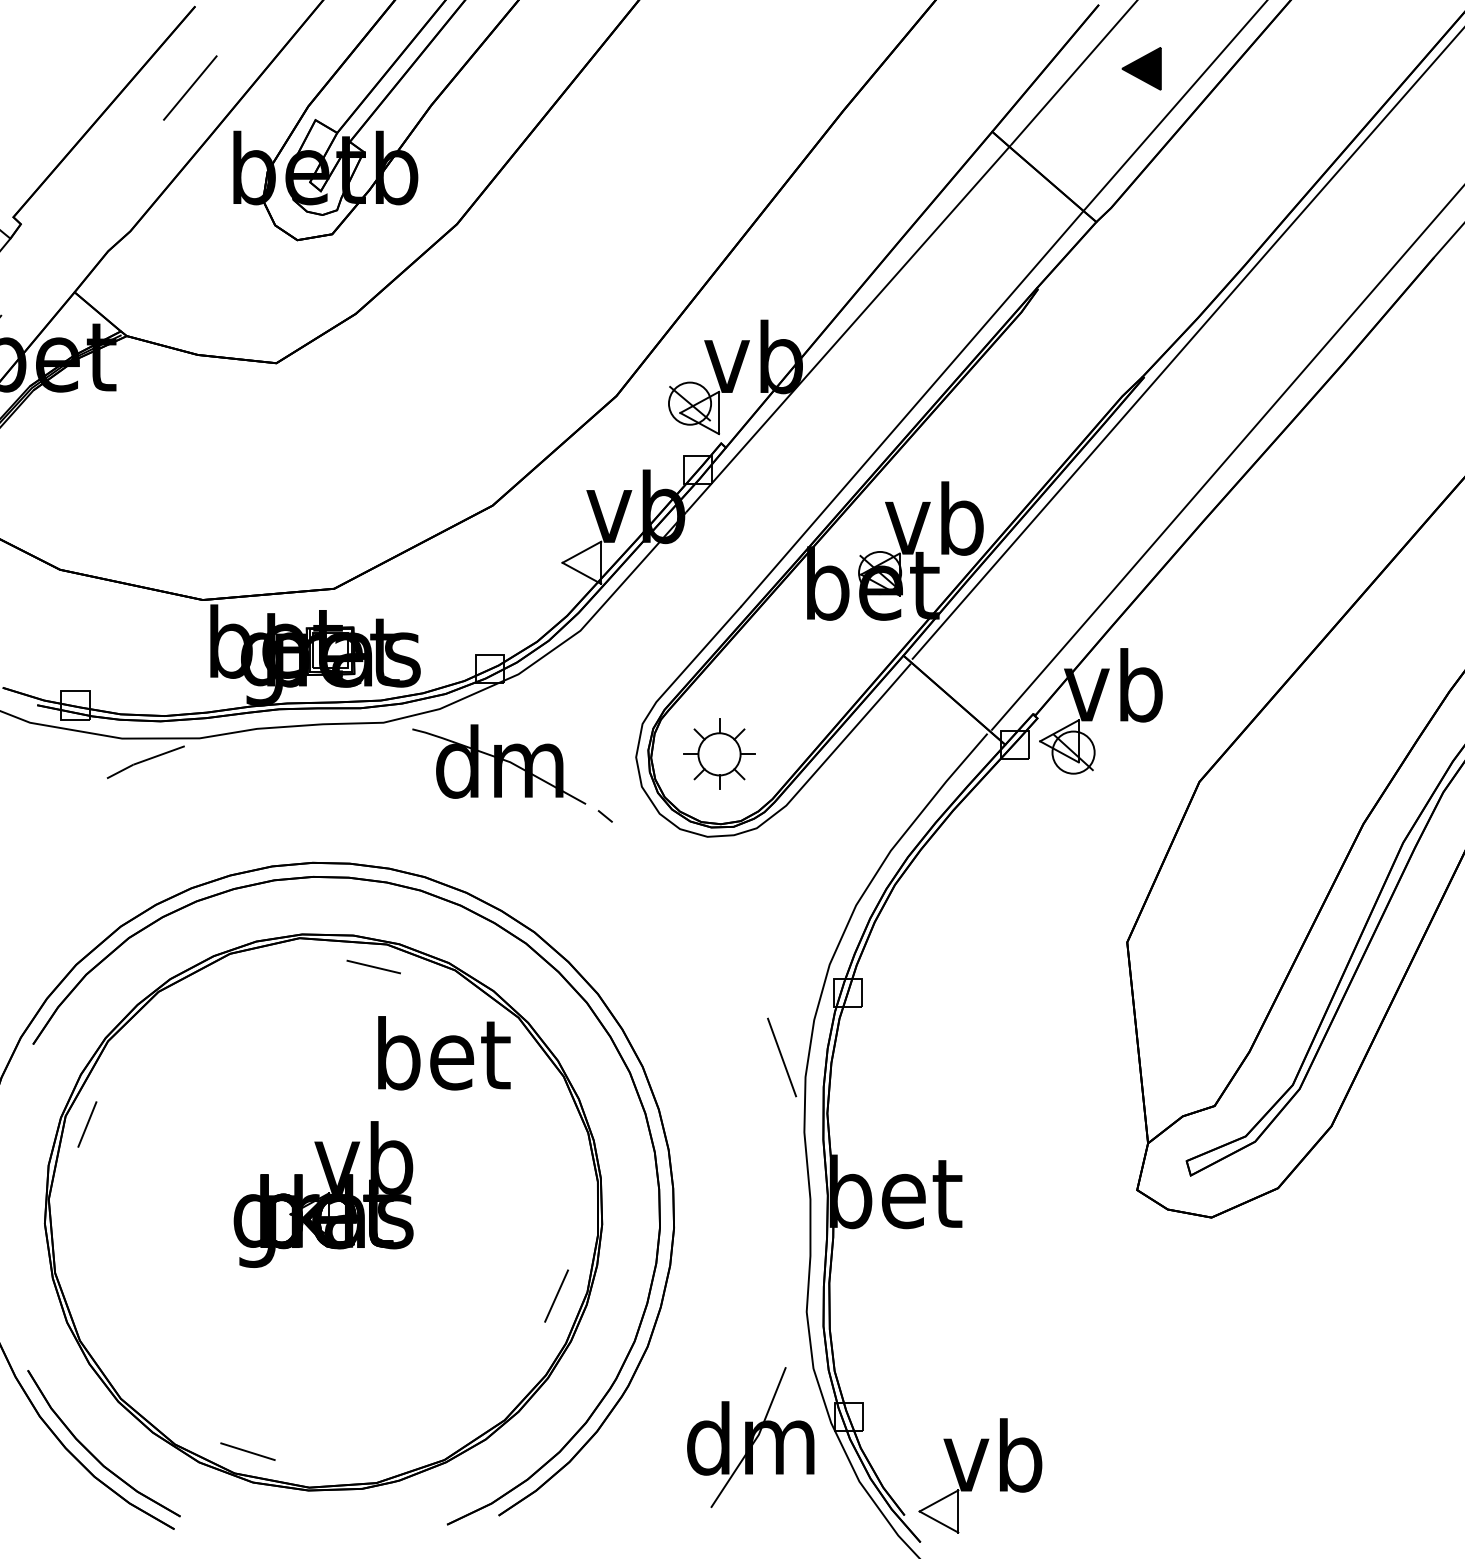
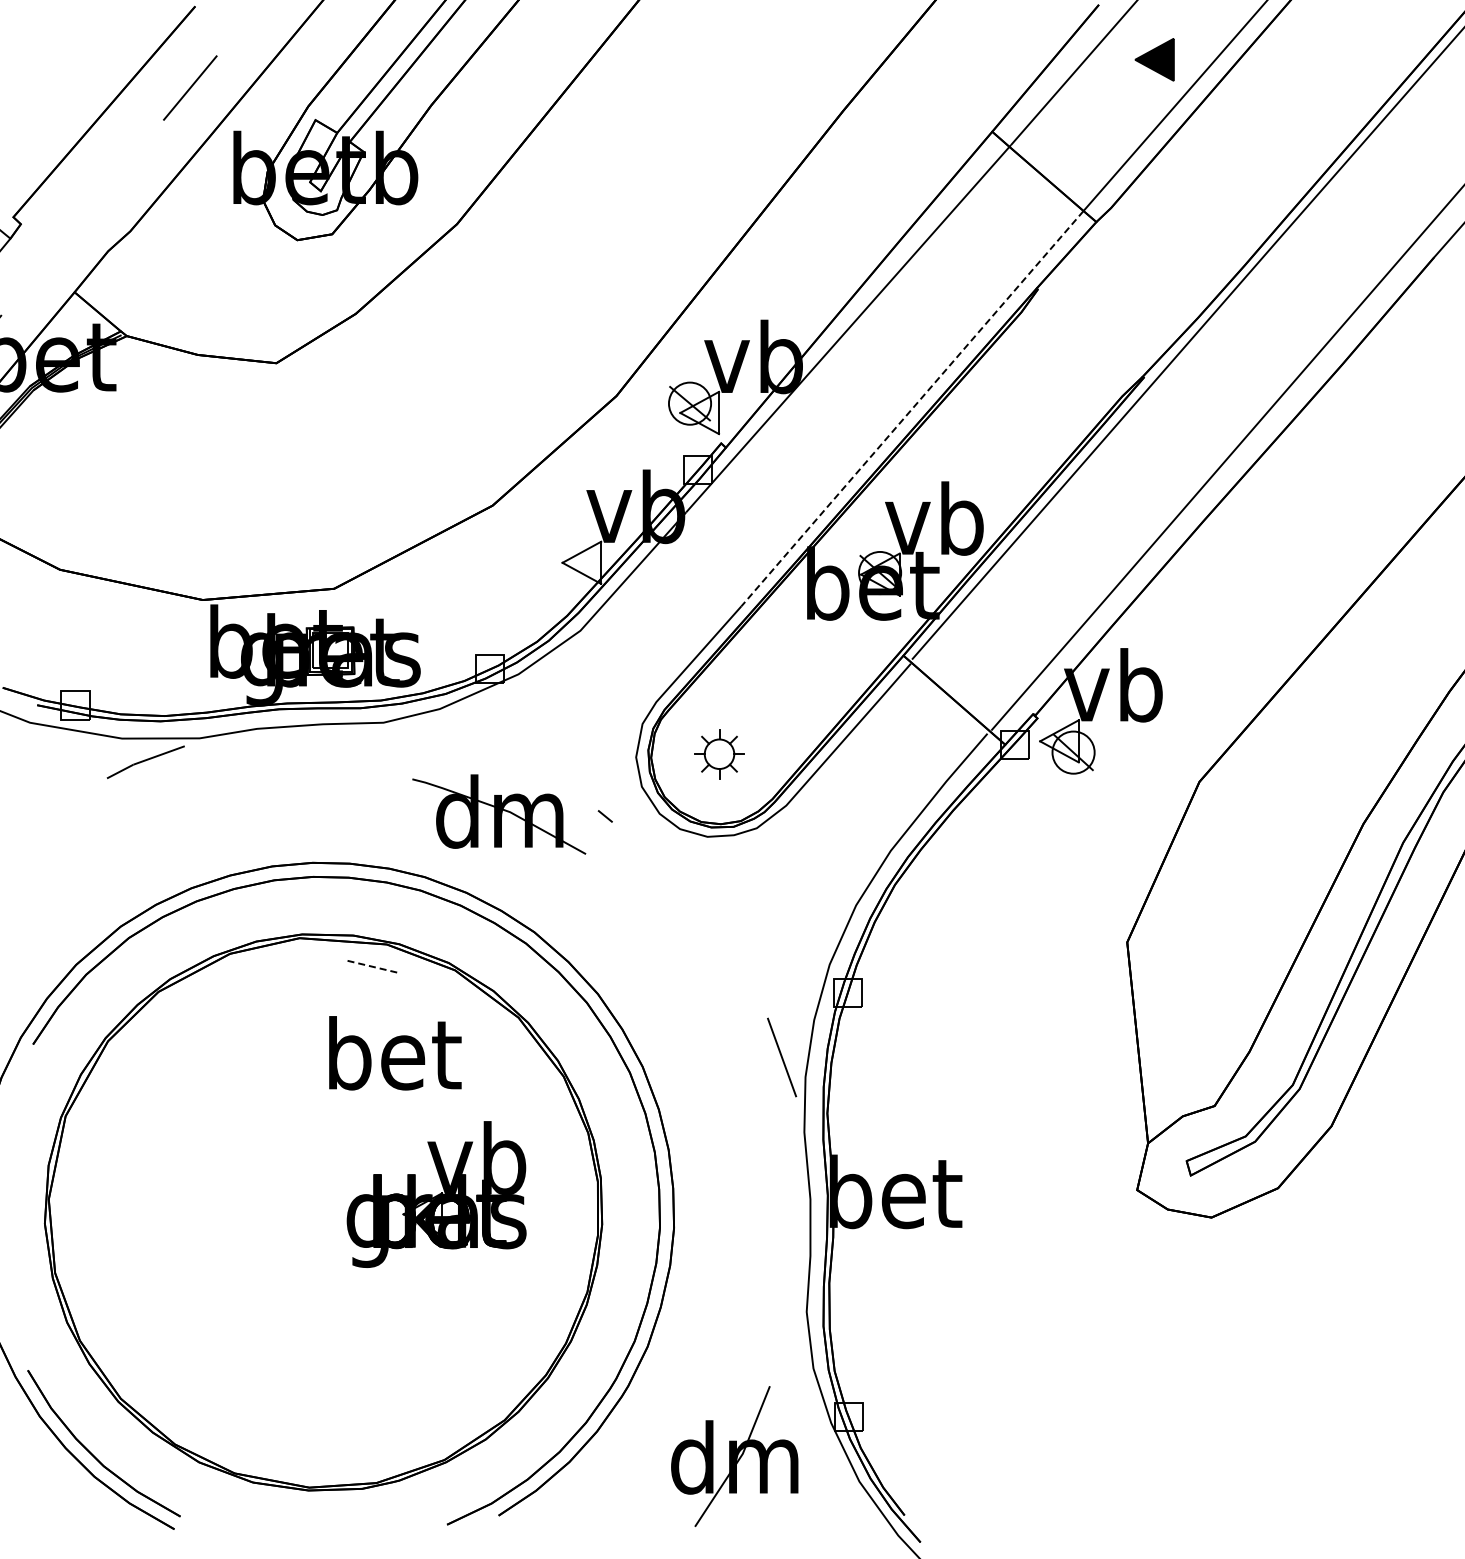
part position: (1141, 68) -> (1154, 59) (1154, 59)
line: solid -> dashed (912, 409)
part size: 73x72 px -> 51x51 px (719, 754)
part position: (499, 764) -> (499, 814) (499, 814)
line: solid -> dashed (373, 967)
text position: (444, 1053) -> (395, 1053) (395, 1053)
line: present -> none (87, 1124)
part position: (323, 1194) -> (436, 1194) (436, 1194)
line: present -> none (556, 1295)
part position: (750, 1437) -> (734, 1456) (734, 1456)
line: present -> none (247, 1451)
part: present -> none (980, 1475)
